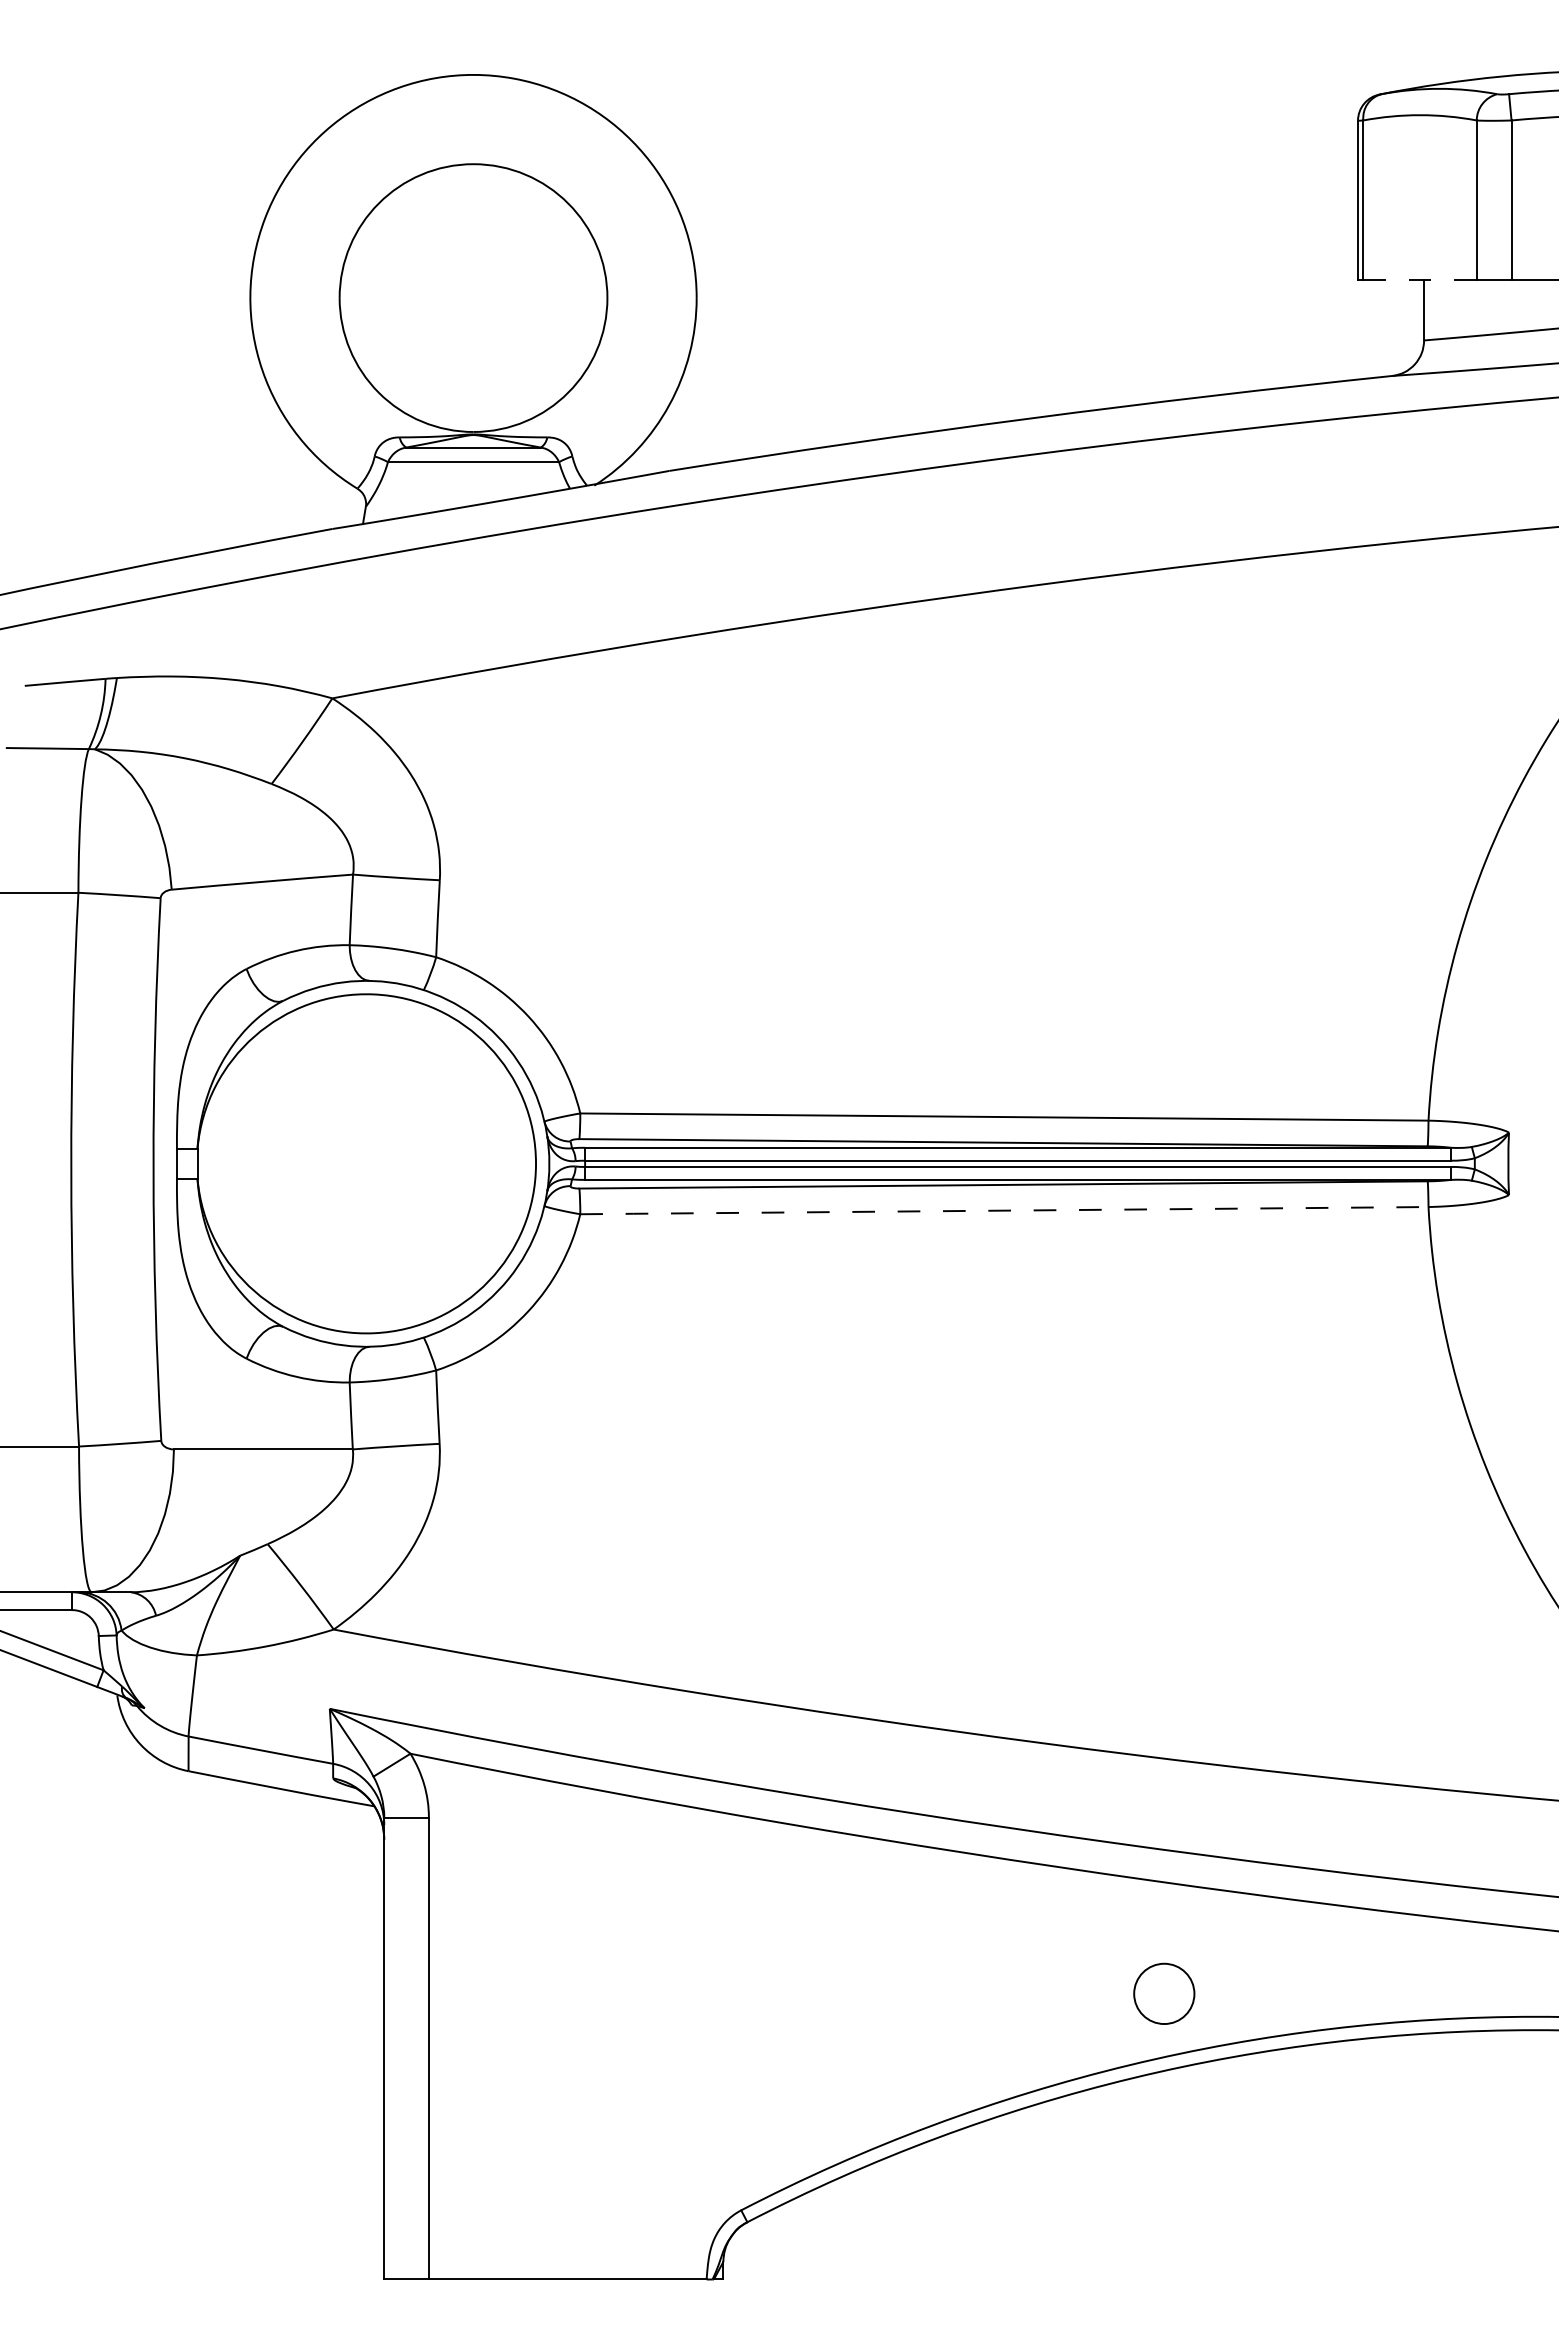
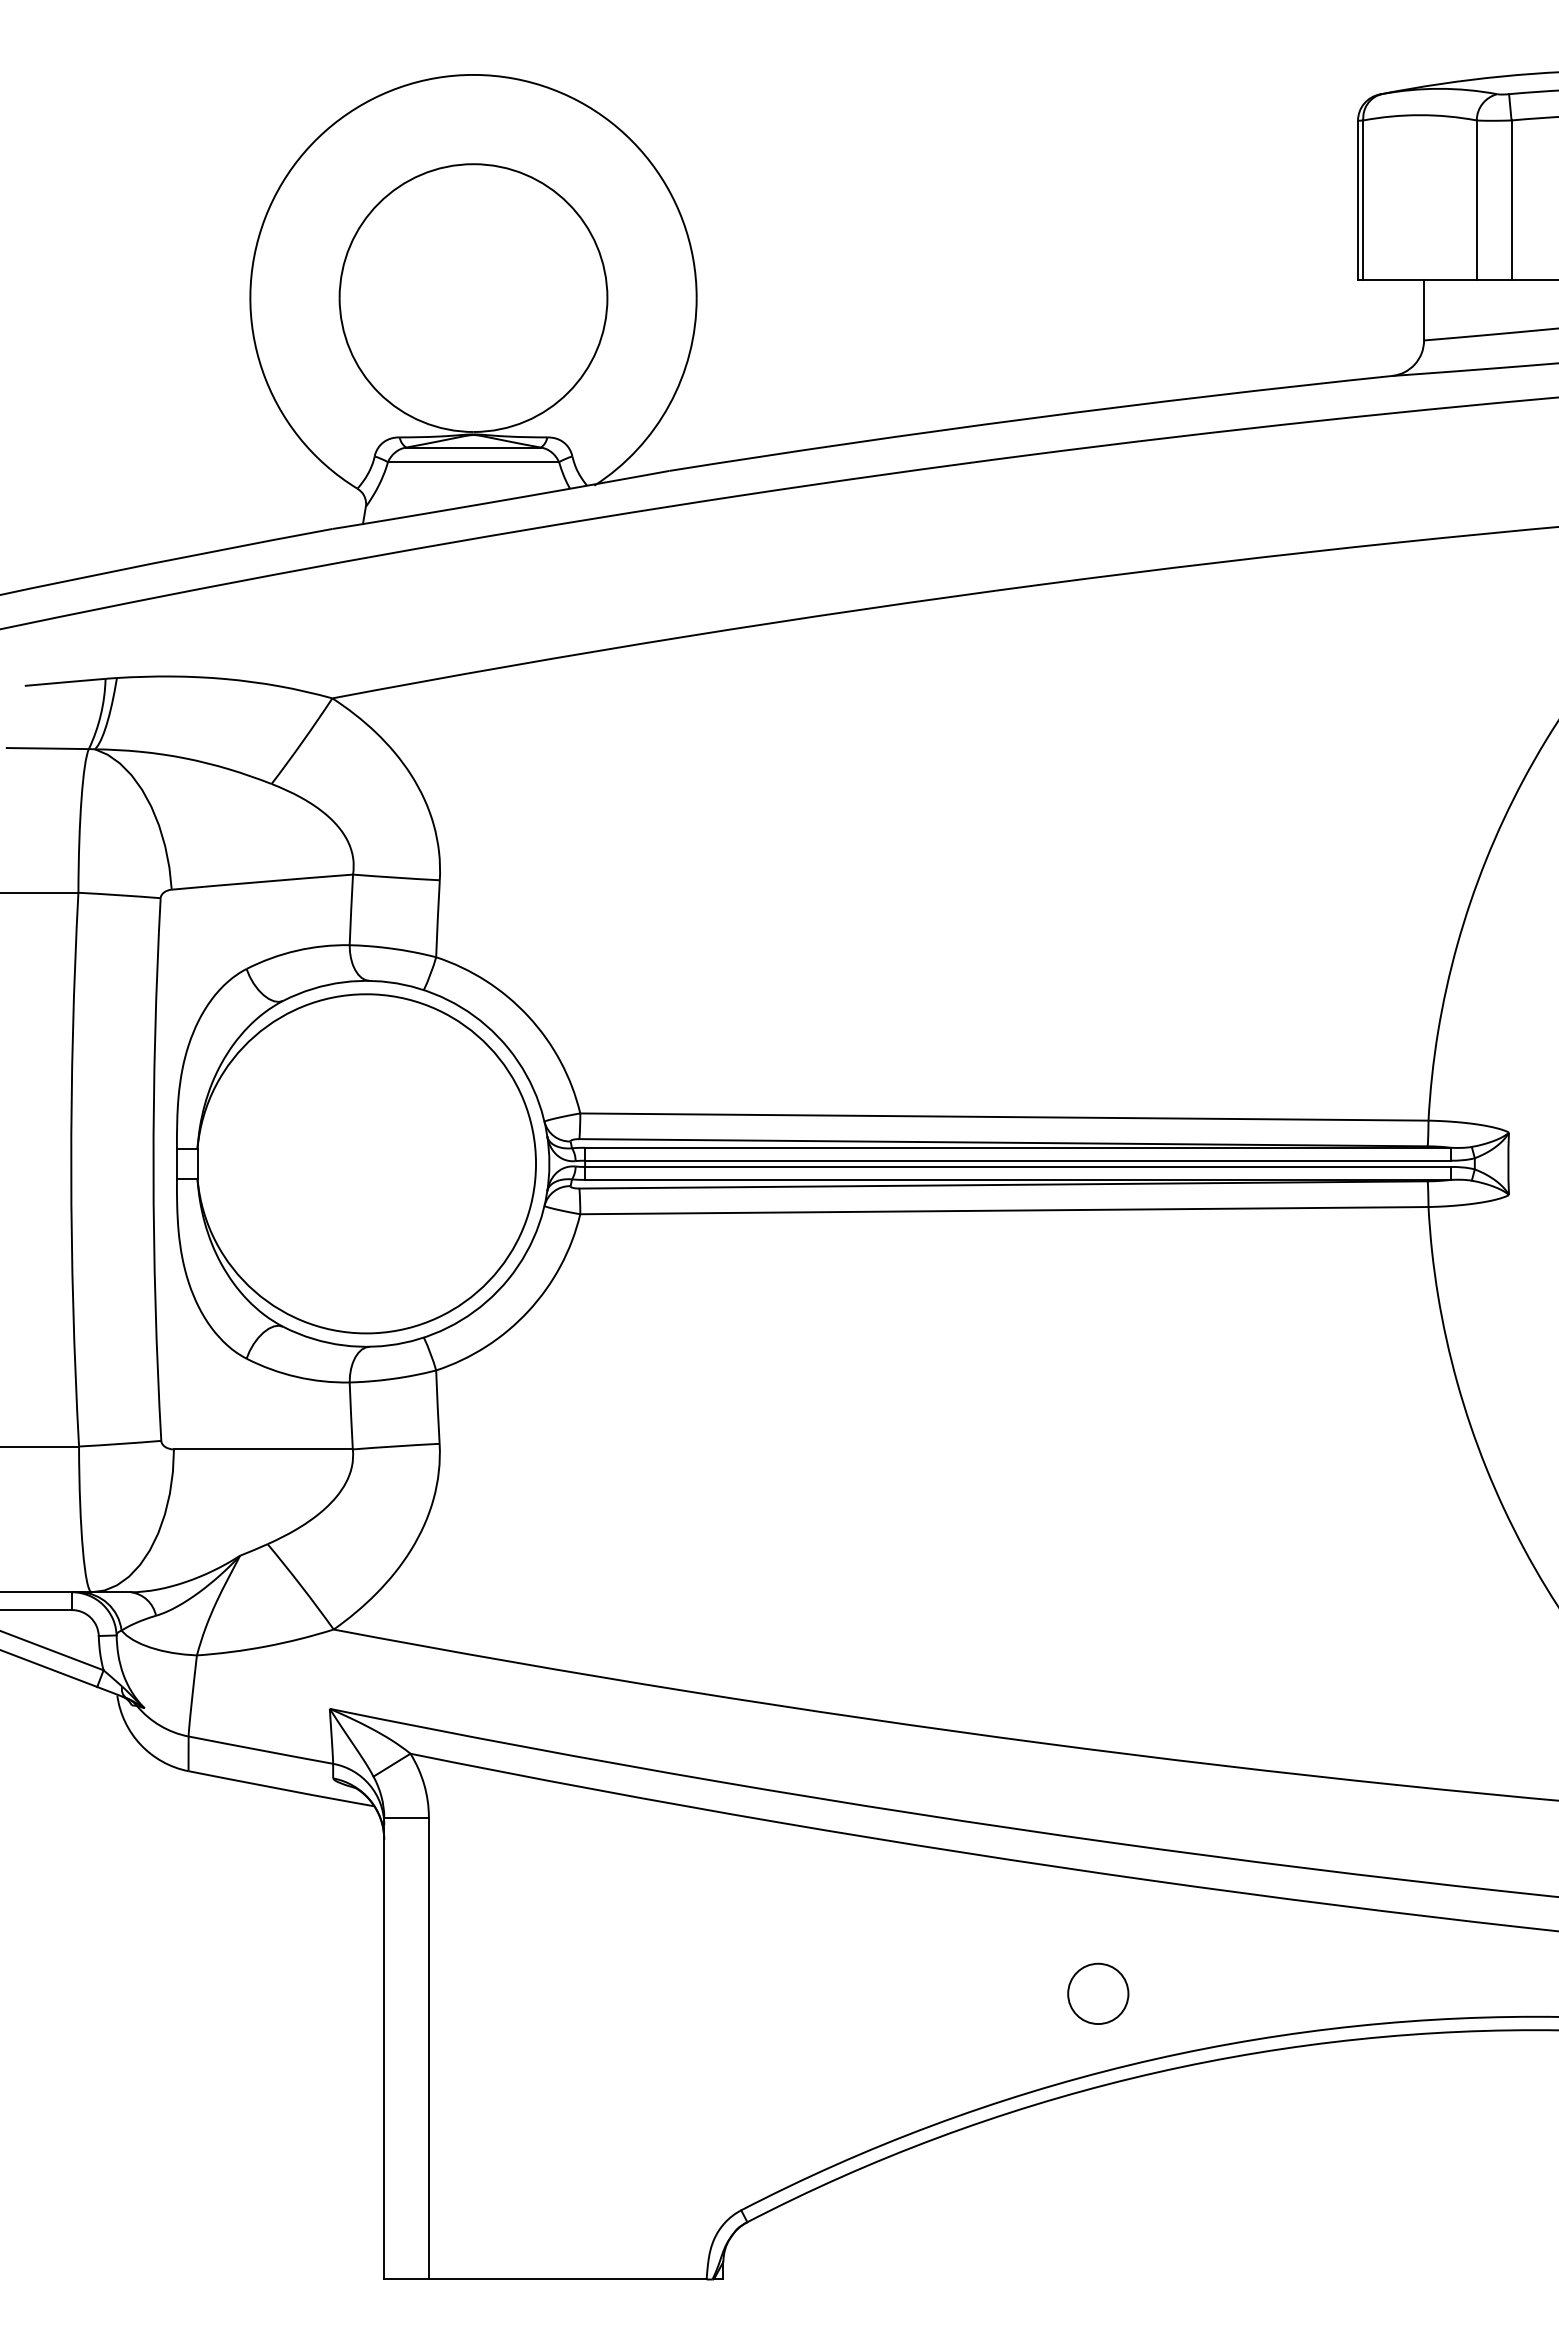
line: dashed -> solid (1420, 280)
line: dashed -> solid (1002, 1210)
circle position: (1164, 1993) -> (1098, 1993) (1098, 1993)
